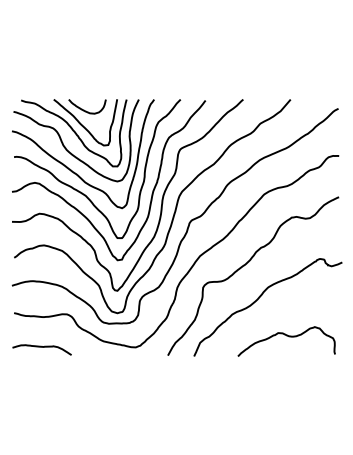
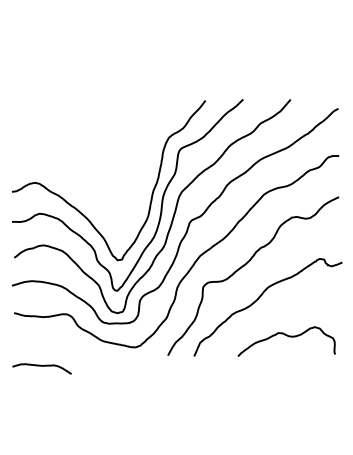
part: present -> none (96, 168)
curve position: (41, 347) -> (41, 366) (41, 366)
